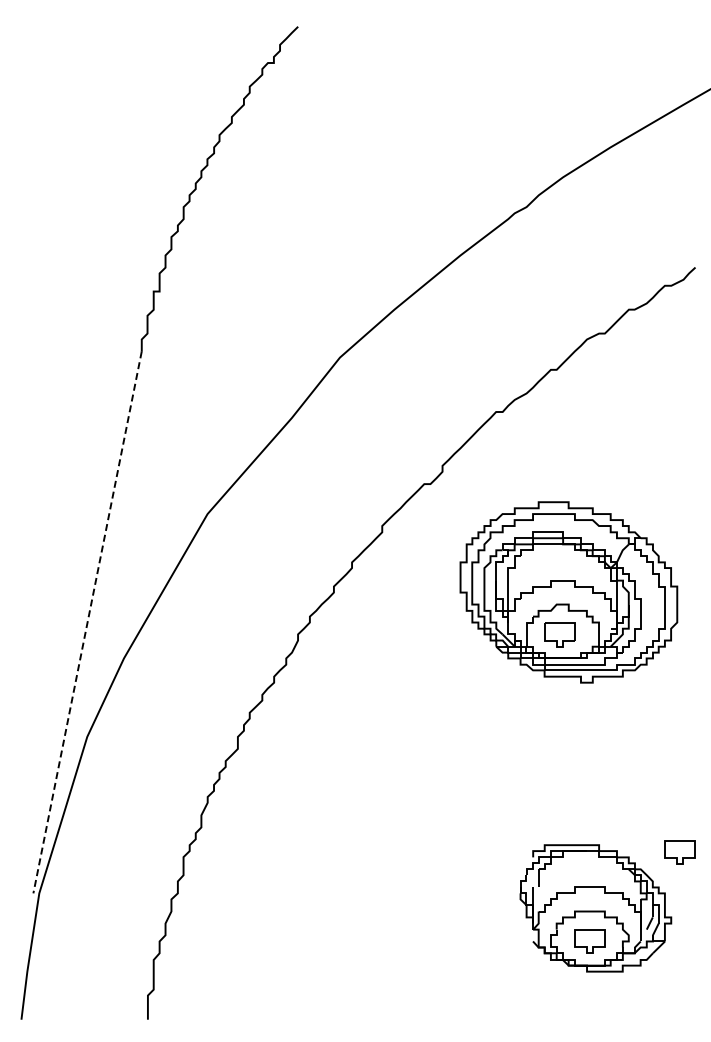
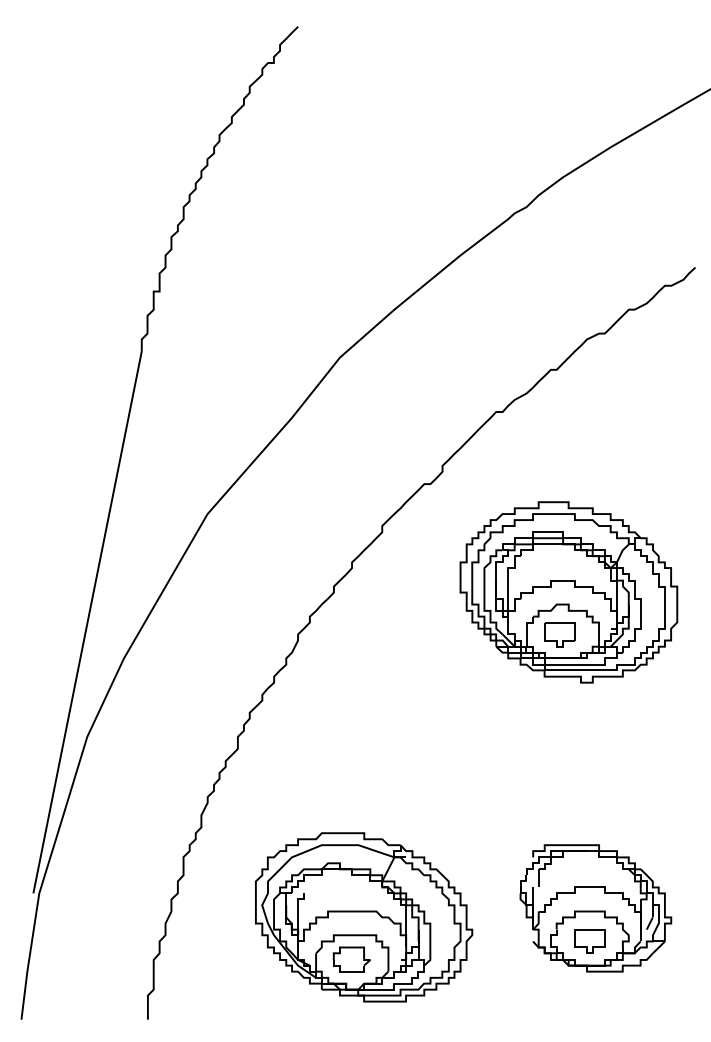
line: dashed -> solid (87, 622)
part: present -> none (679, 852)
part: none -> present (364, 917)
